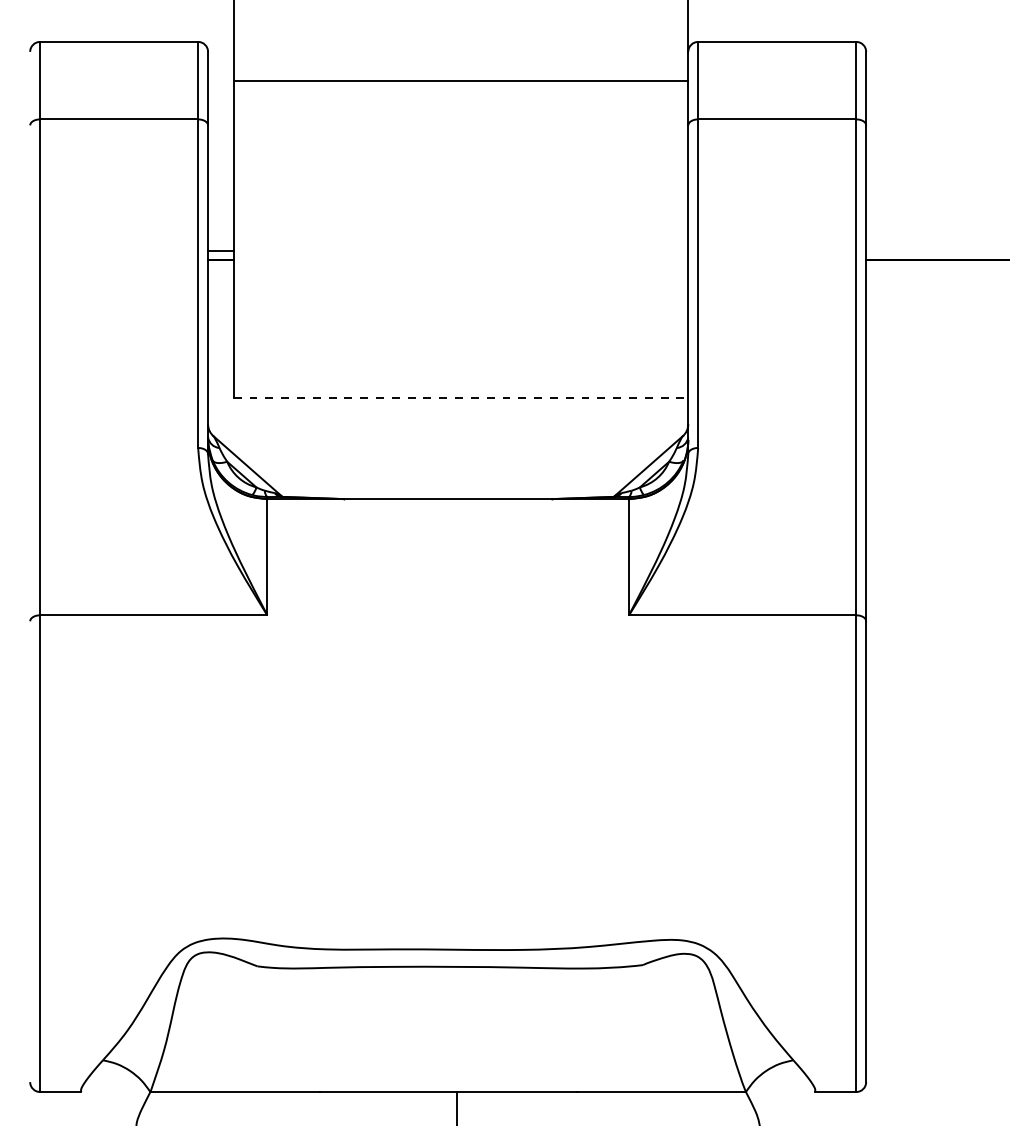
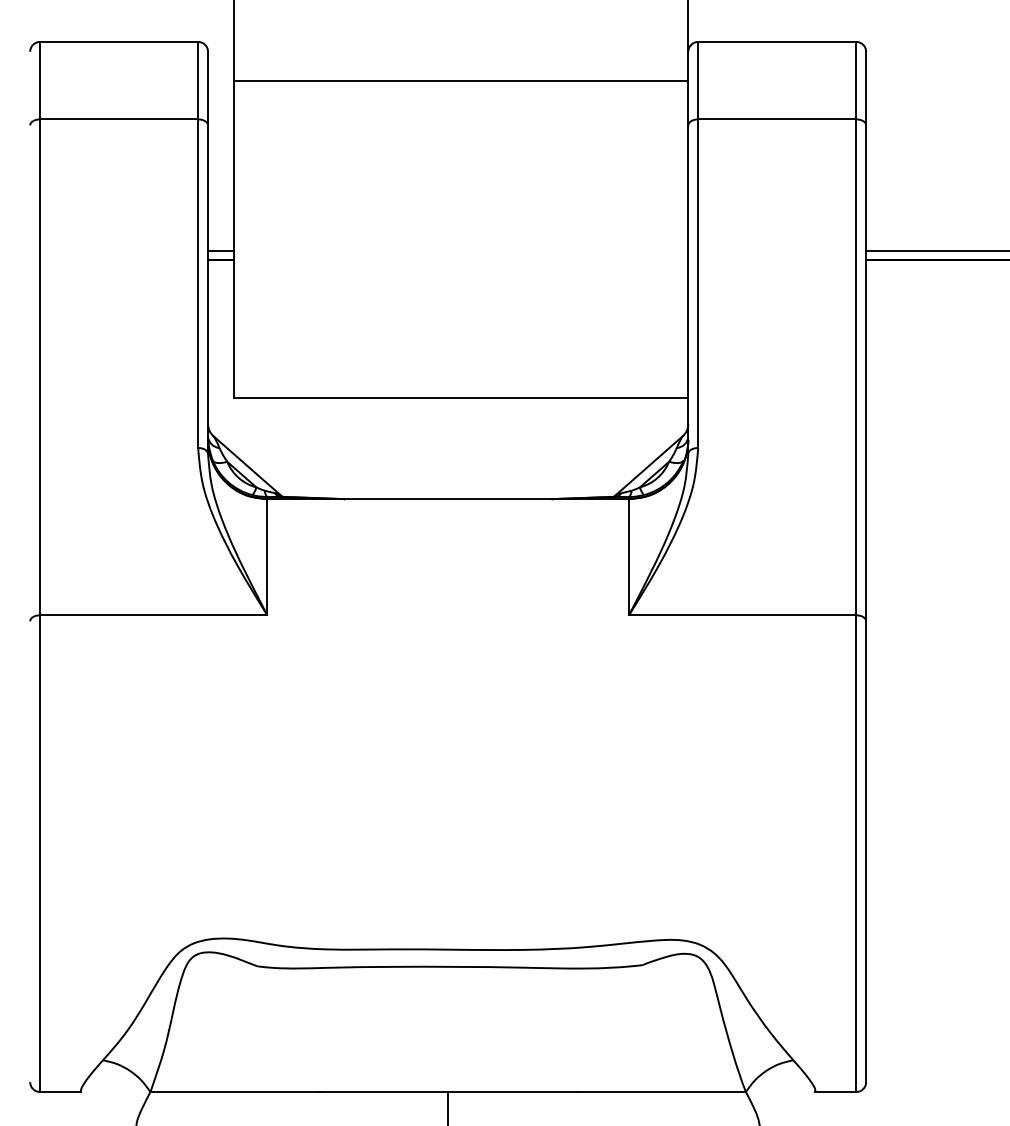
line: none -> present (936, 250)
line: dashed -> solid (461, 397)
line position: (457, 1107) -> (448, 1107) (448, 1107)
